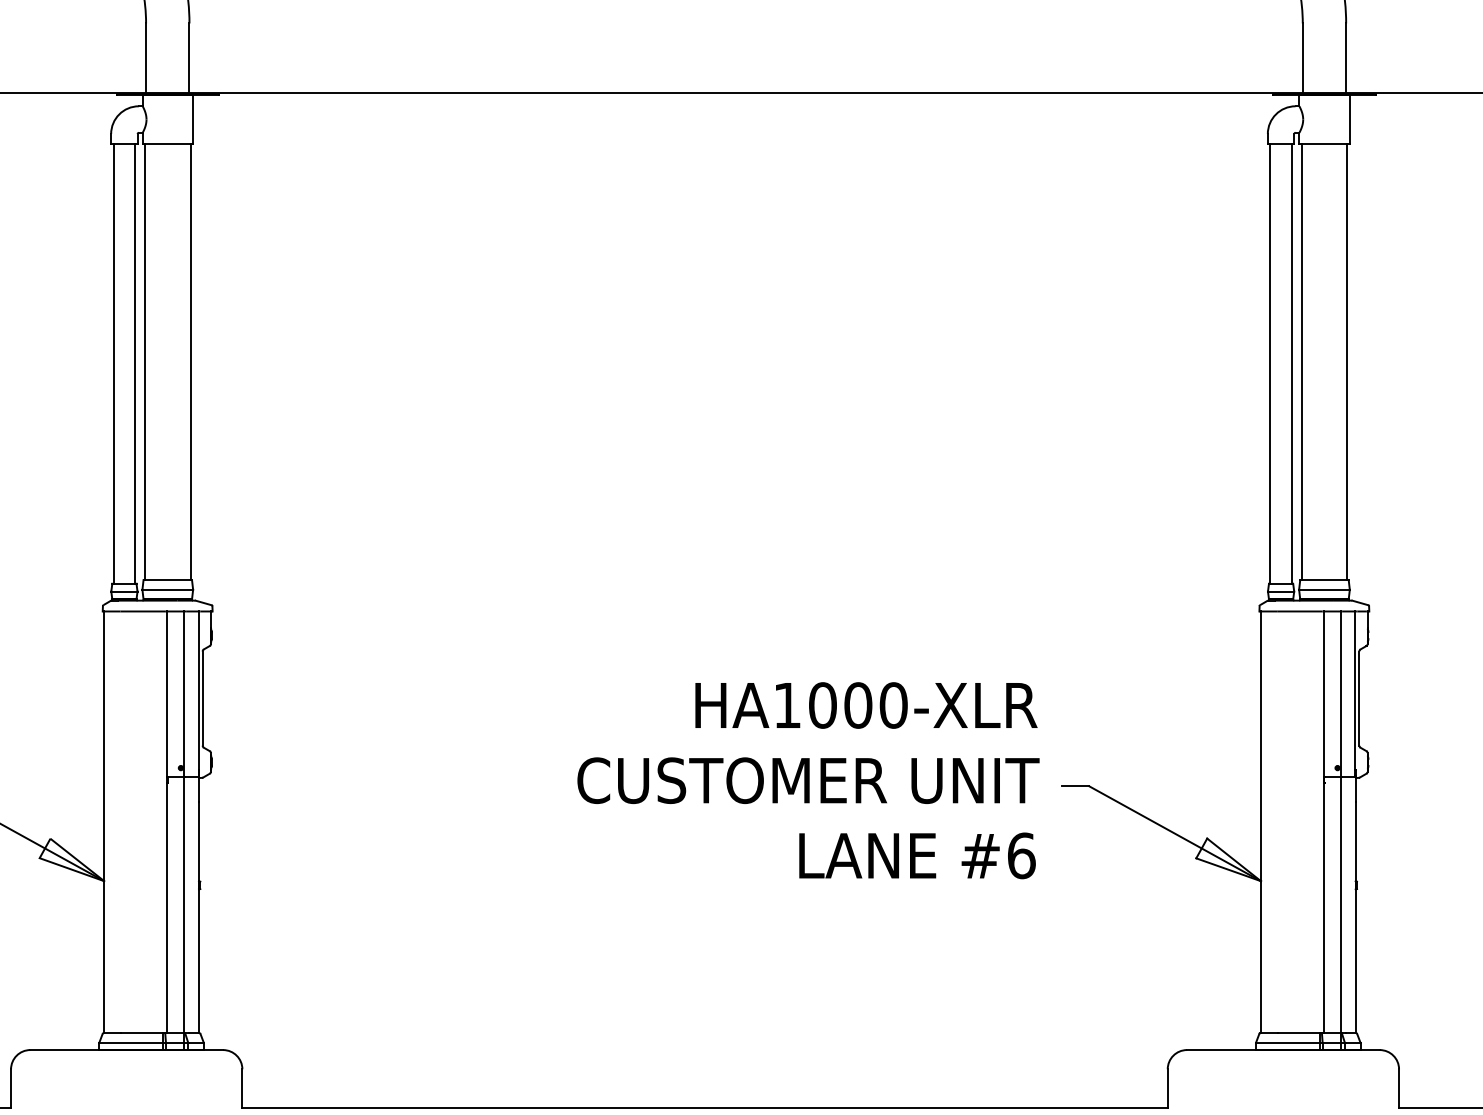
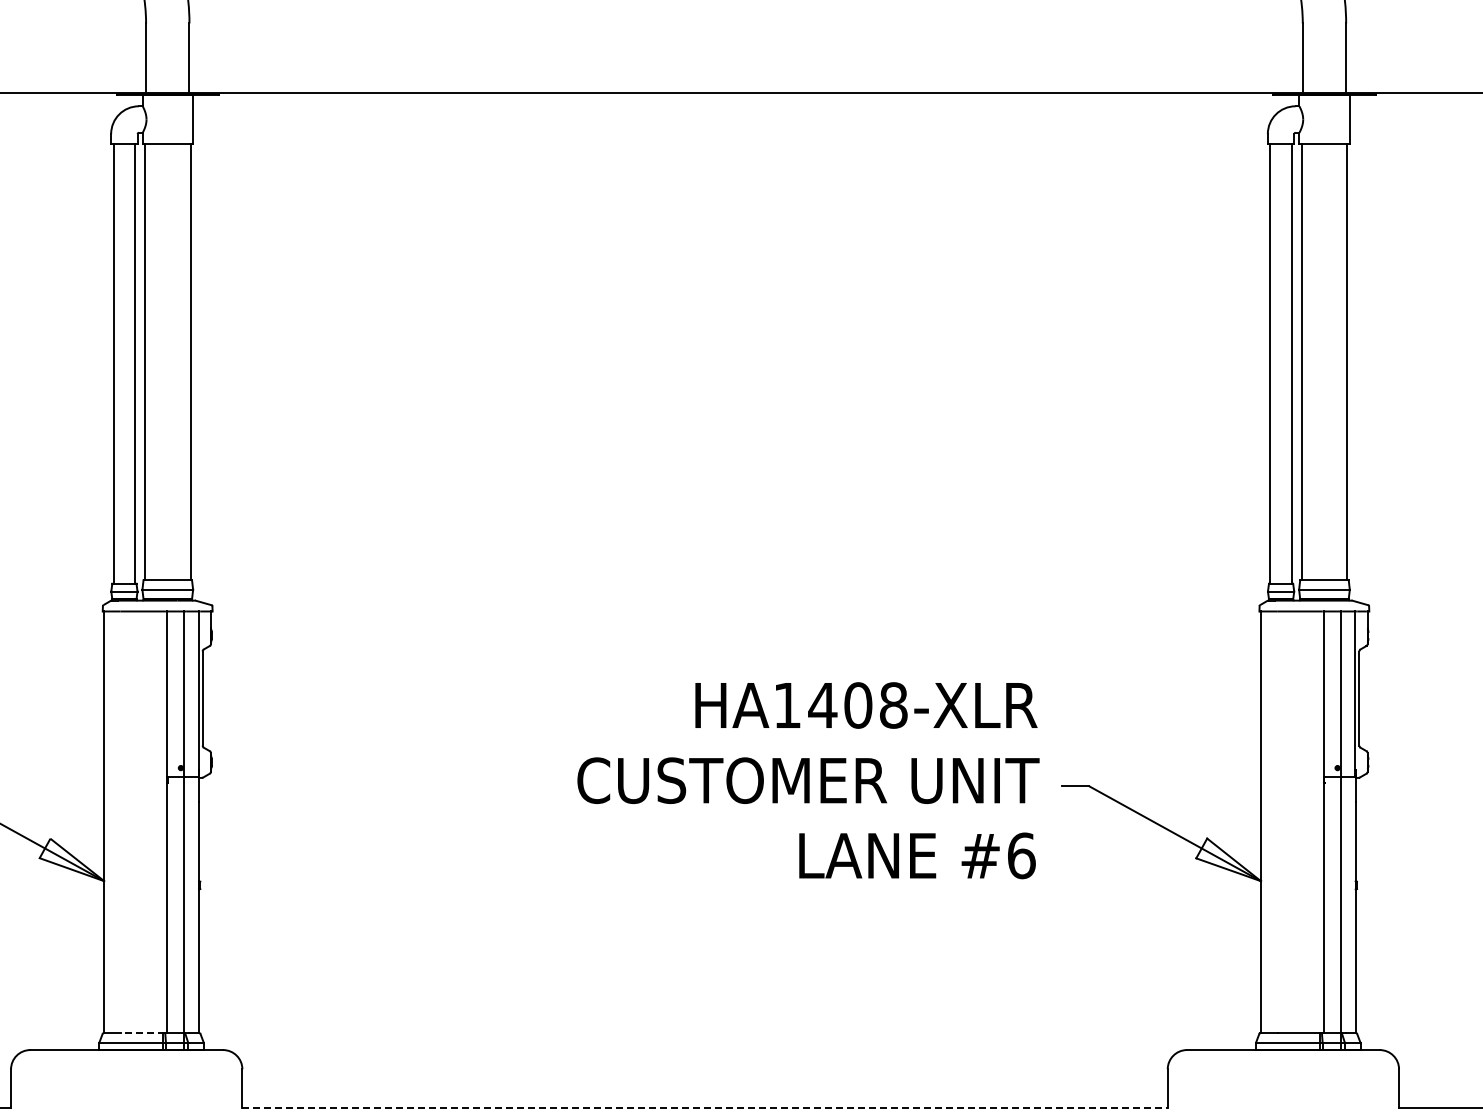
text: HA1000-XLR -> HA1408-XLR (857, 705)
line: solid -> dashed (142, 1033)
line: solid -> dashed (705, 1107)
